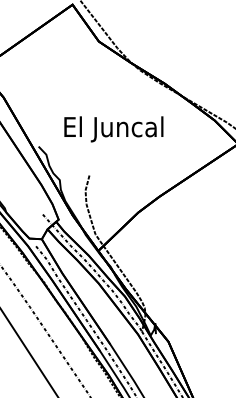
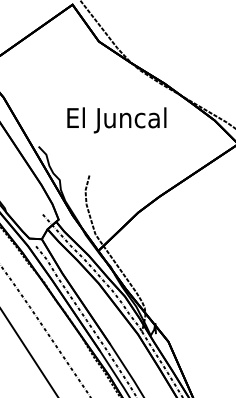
text position: (113, 129) -> (116, 120) (116, 120)
